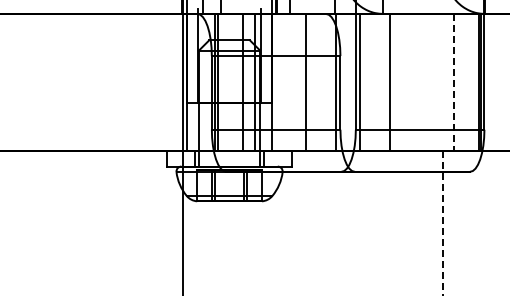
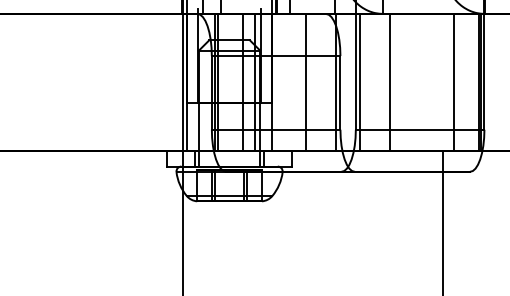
line: dashed -> solid (453, 82)
line: dashed -> solid (442, 223)
